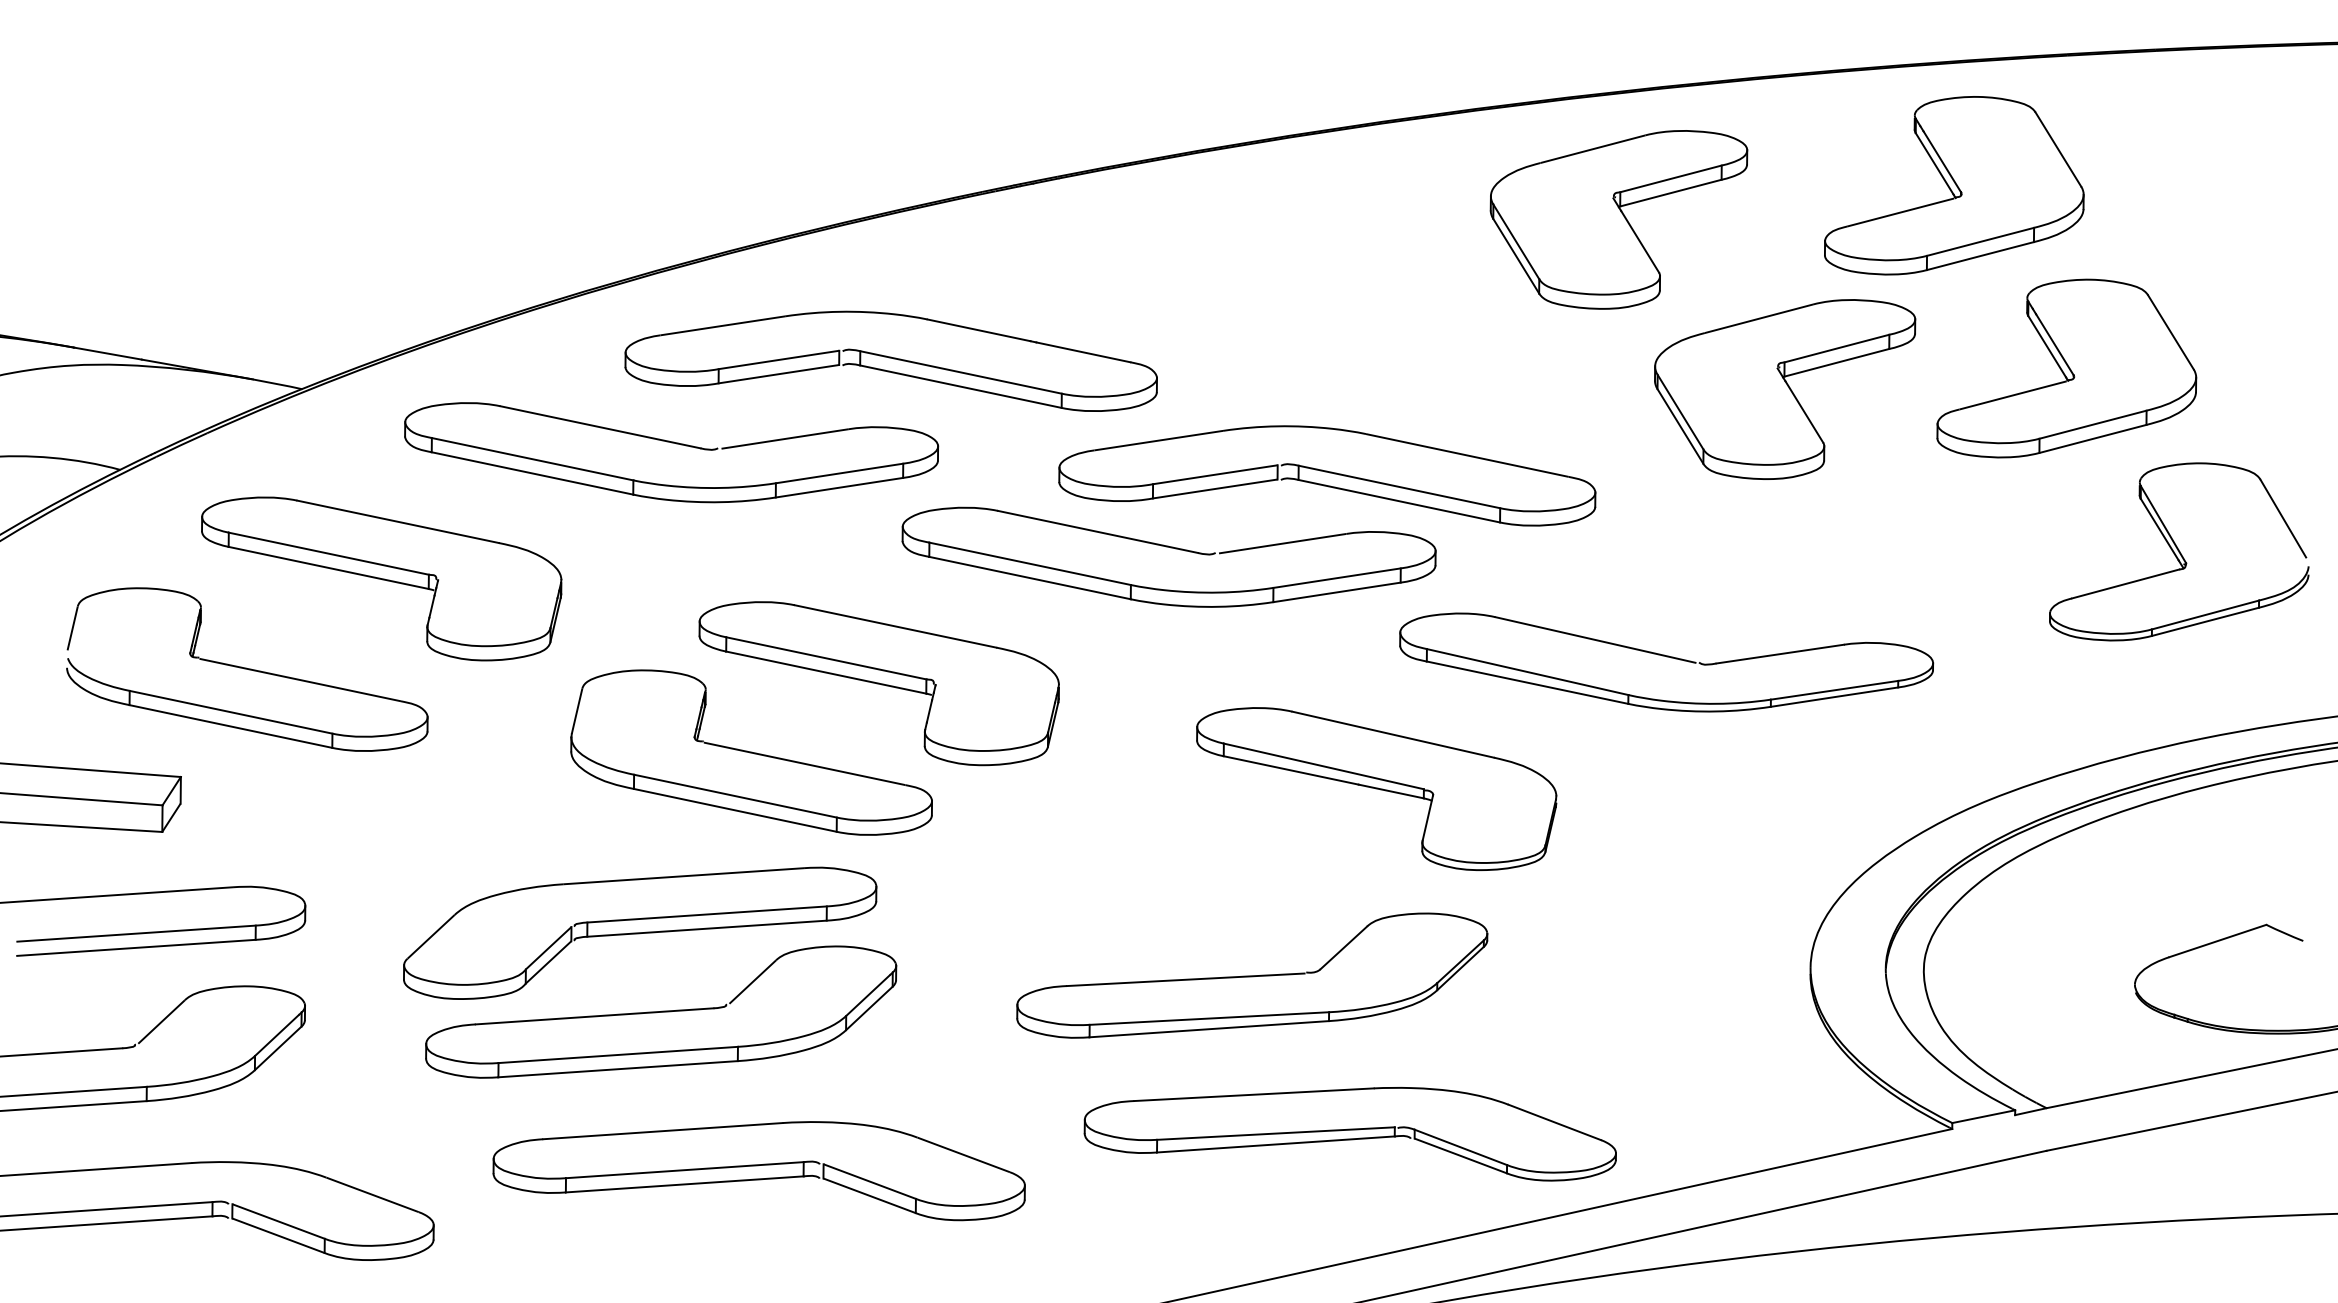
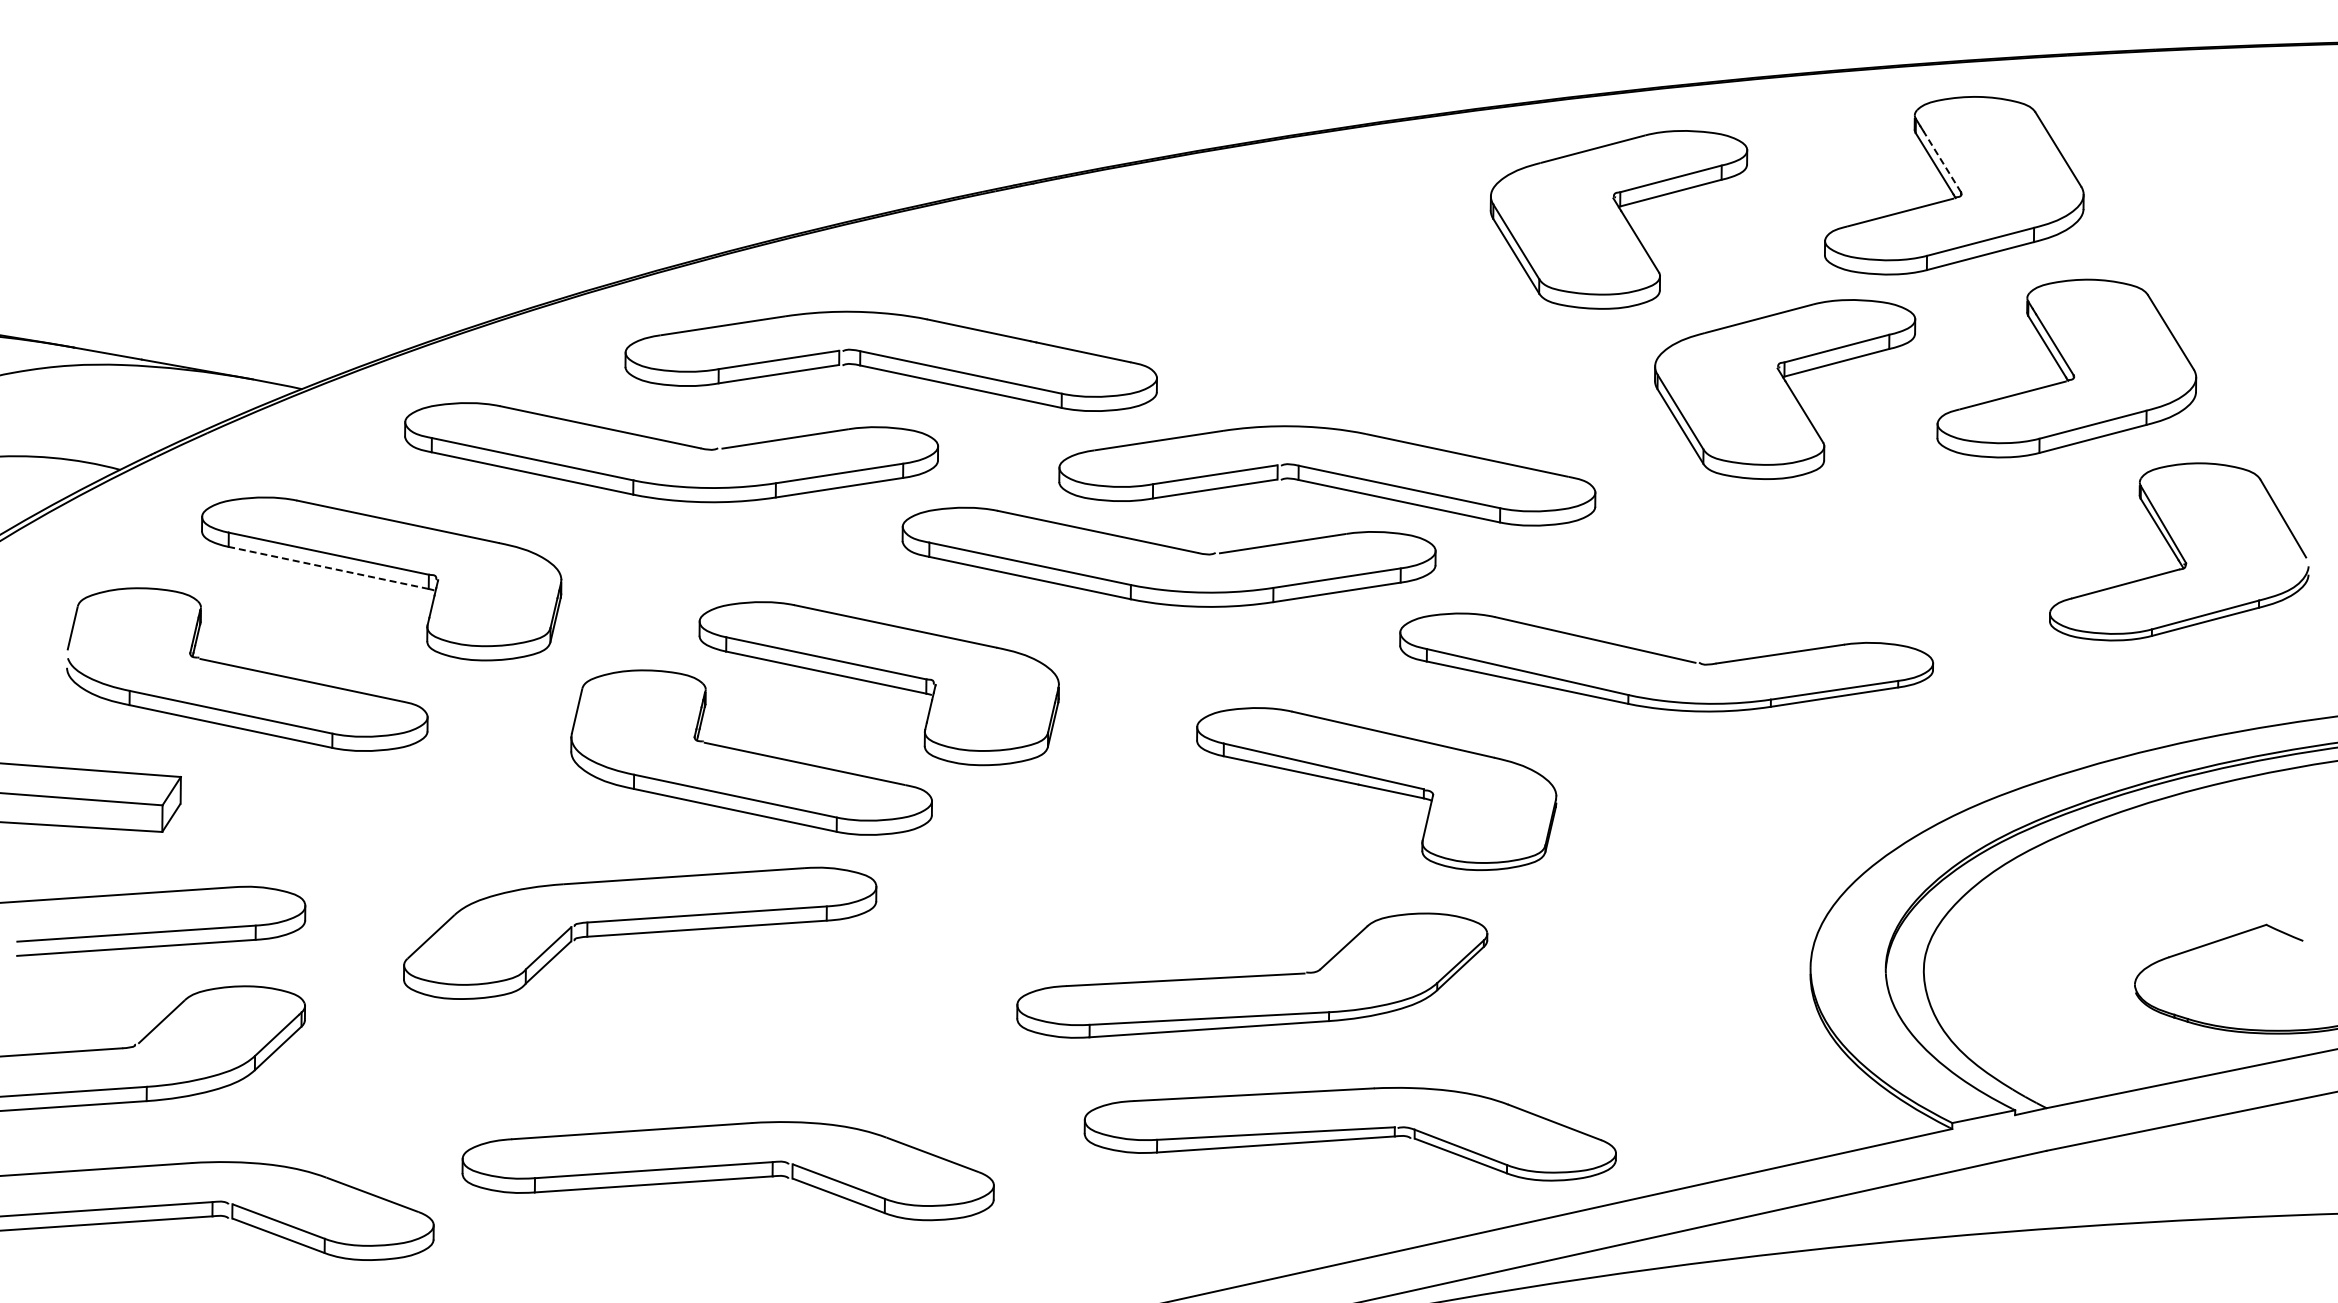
line: solid -> dashed (1942, 161)
line: solid -> dashed (328, 567)
part: present -> none (661, 1011)
part position: (758, 1171) -> (727, 1171) (727, 1171)
